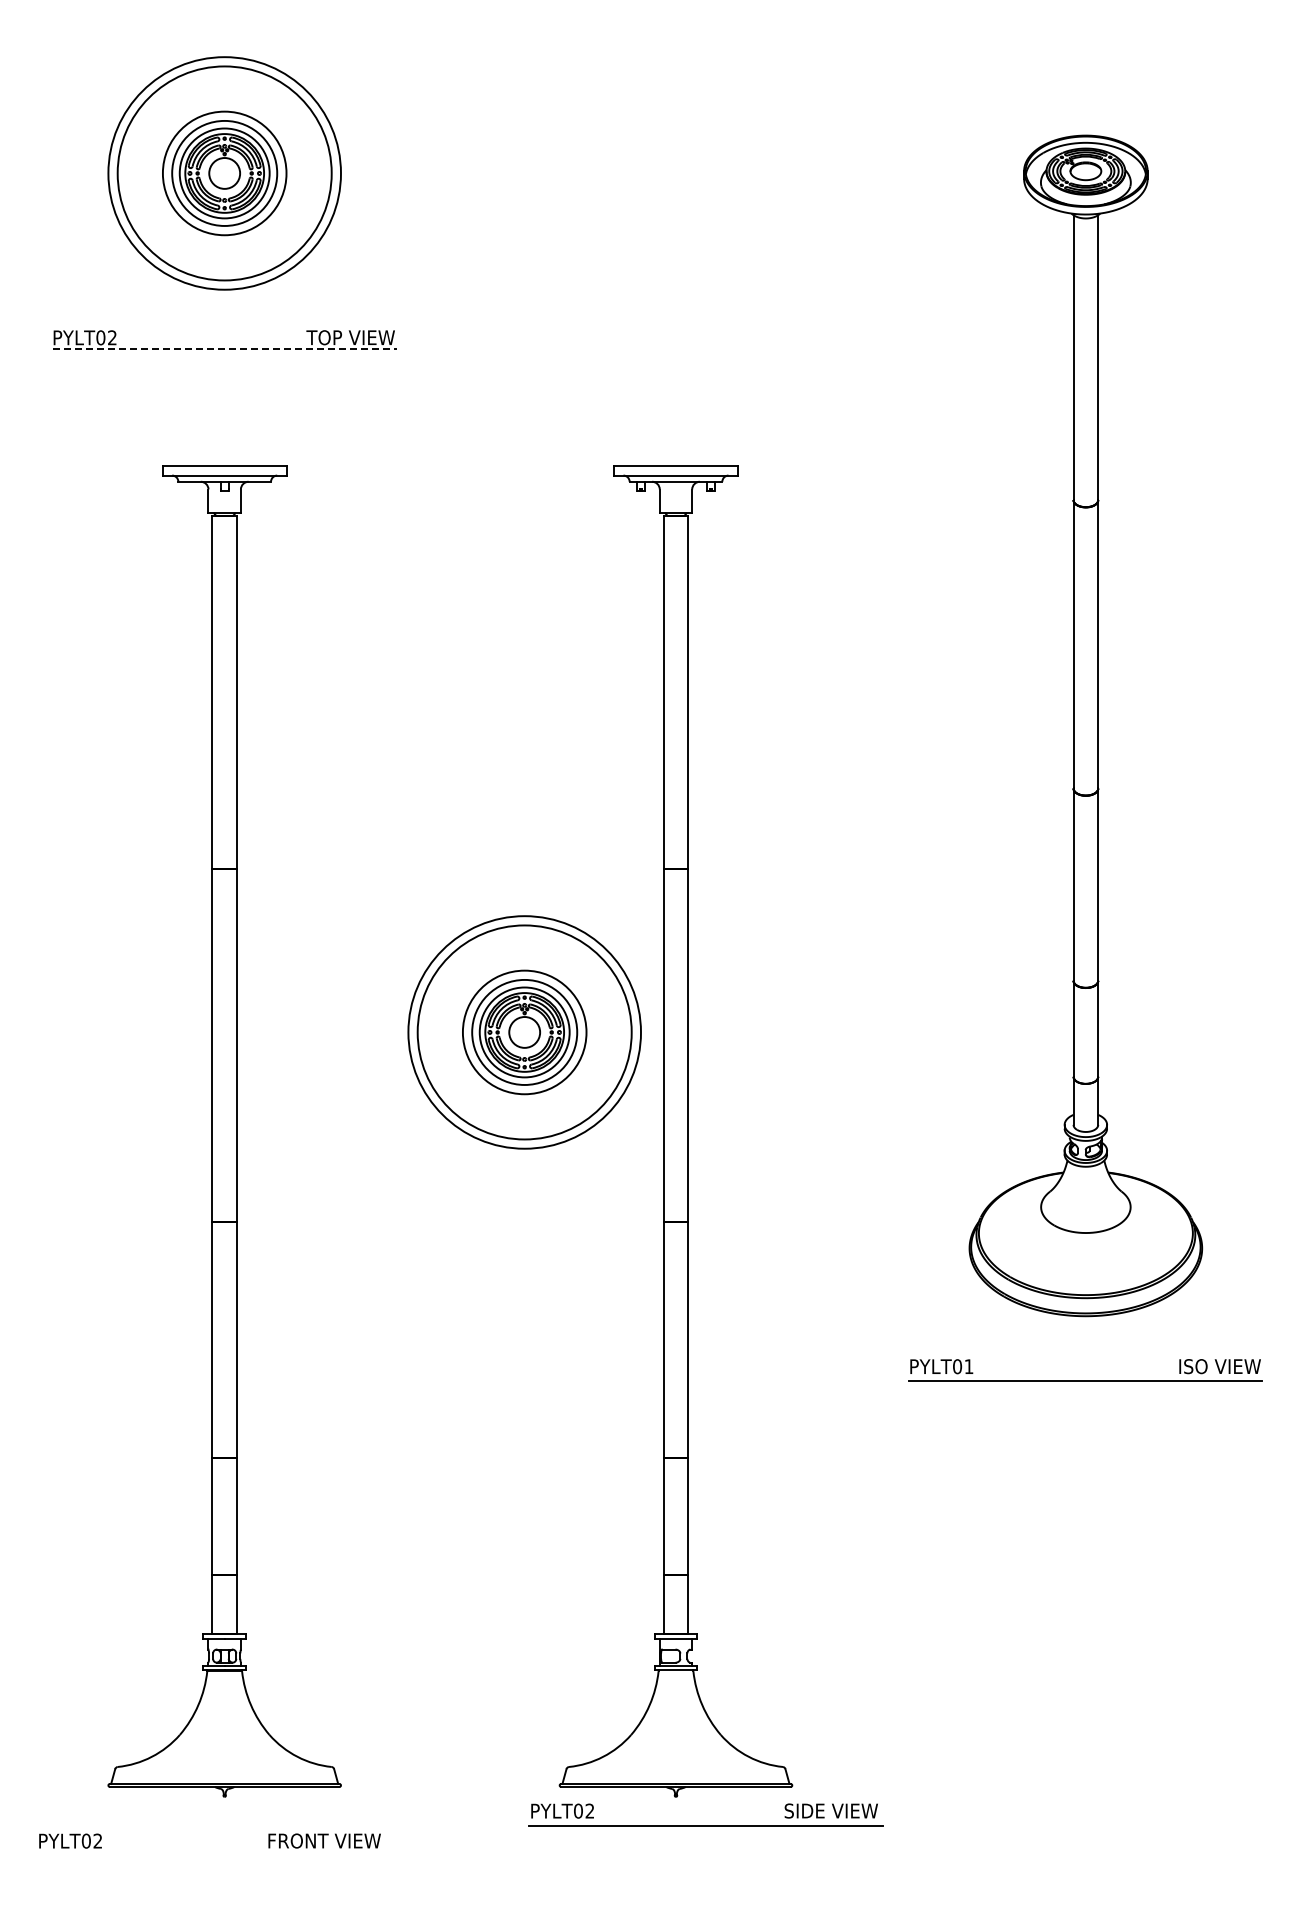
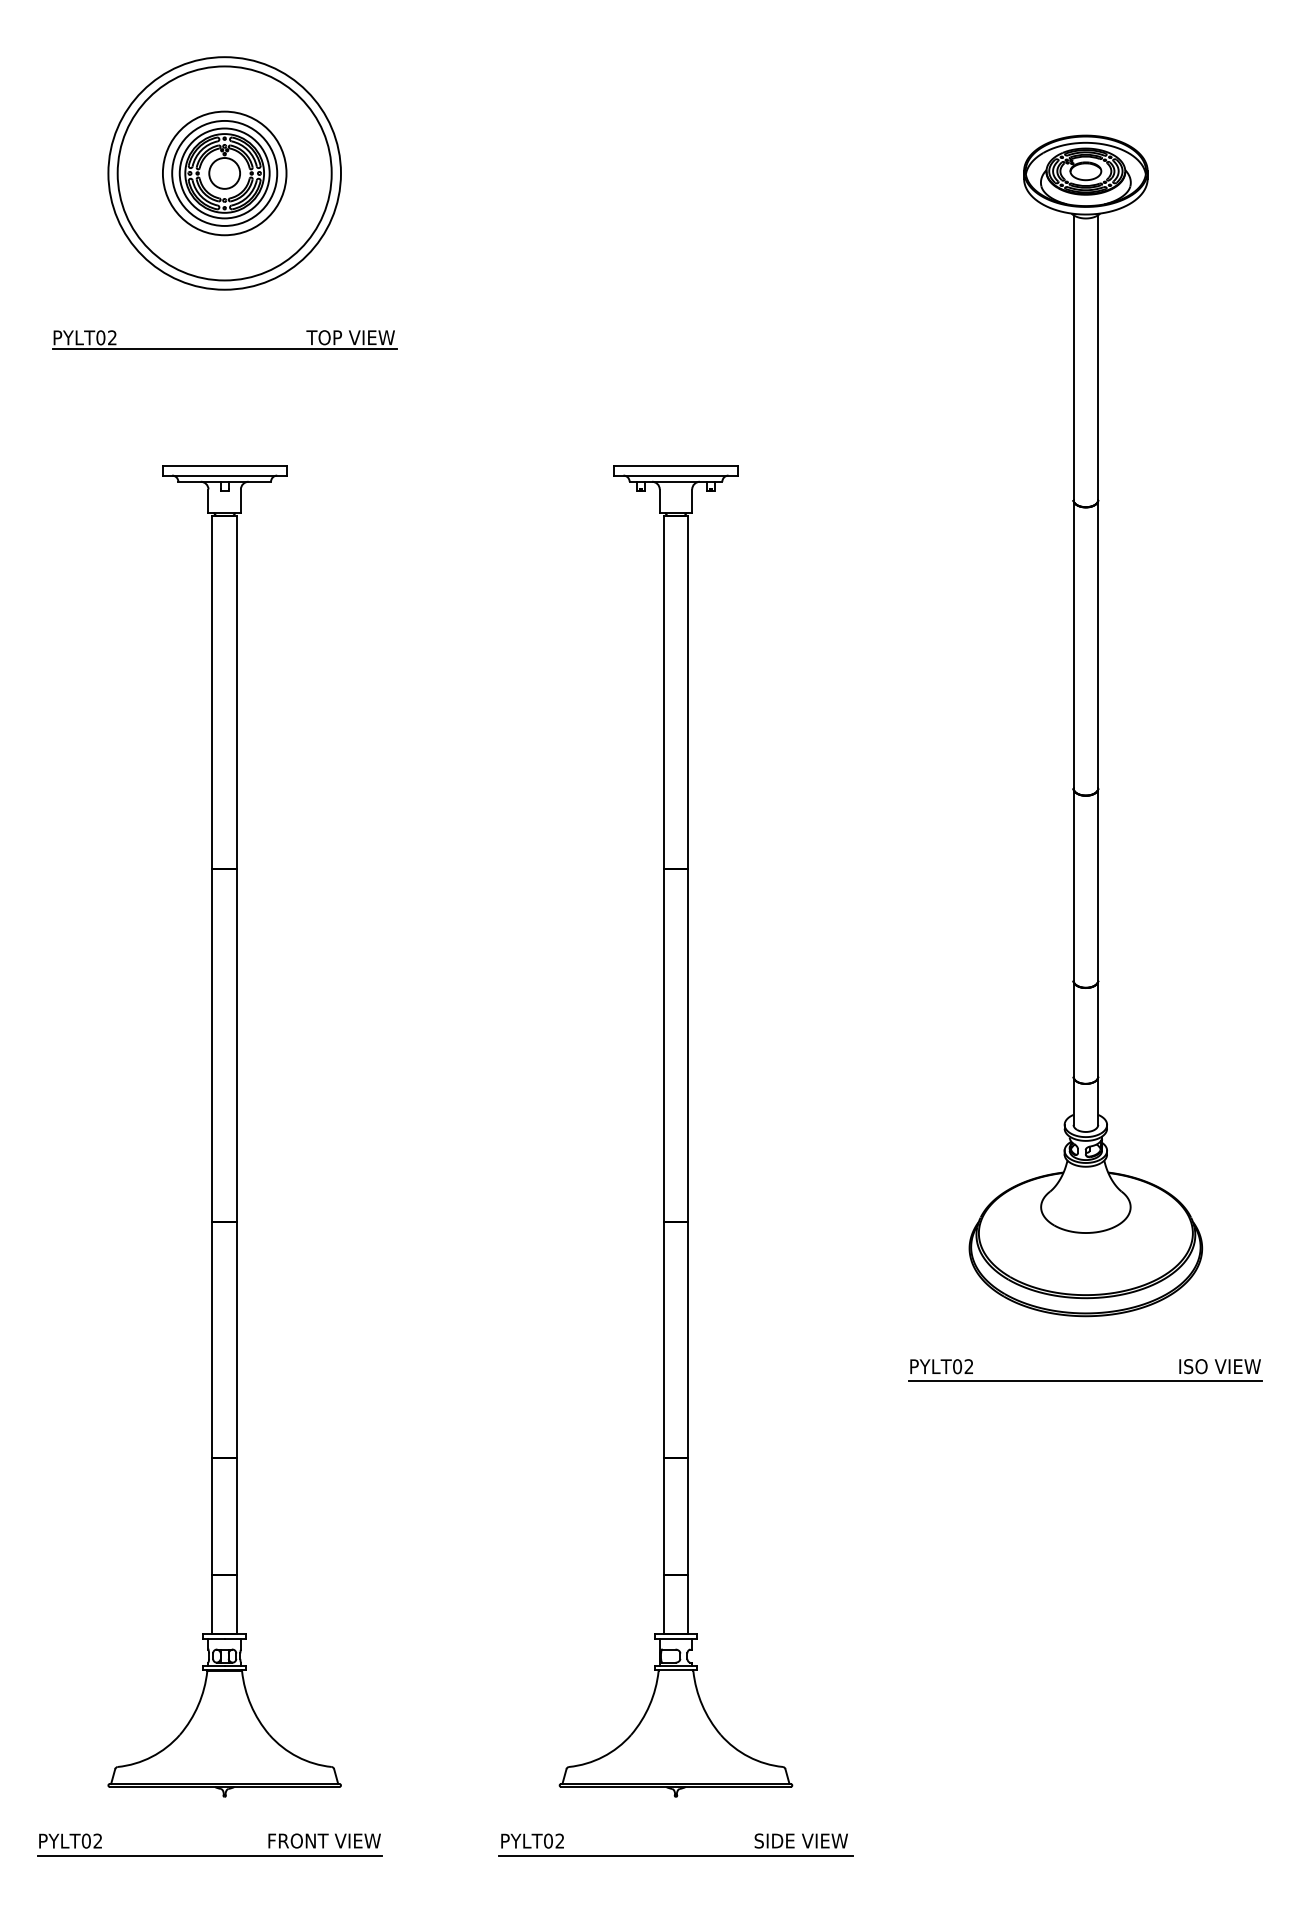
line: dashed -> solid (225, 348)
part: present -> none (524, 1032)
text: PYLT01 -> PYLT02 (968, 1366)
part position: (705, 1825) -> (675, 1855) (675, 1855)
line: none -> present (209, 1855)
